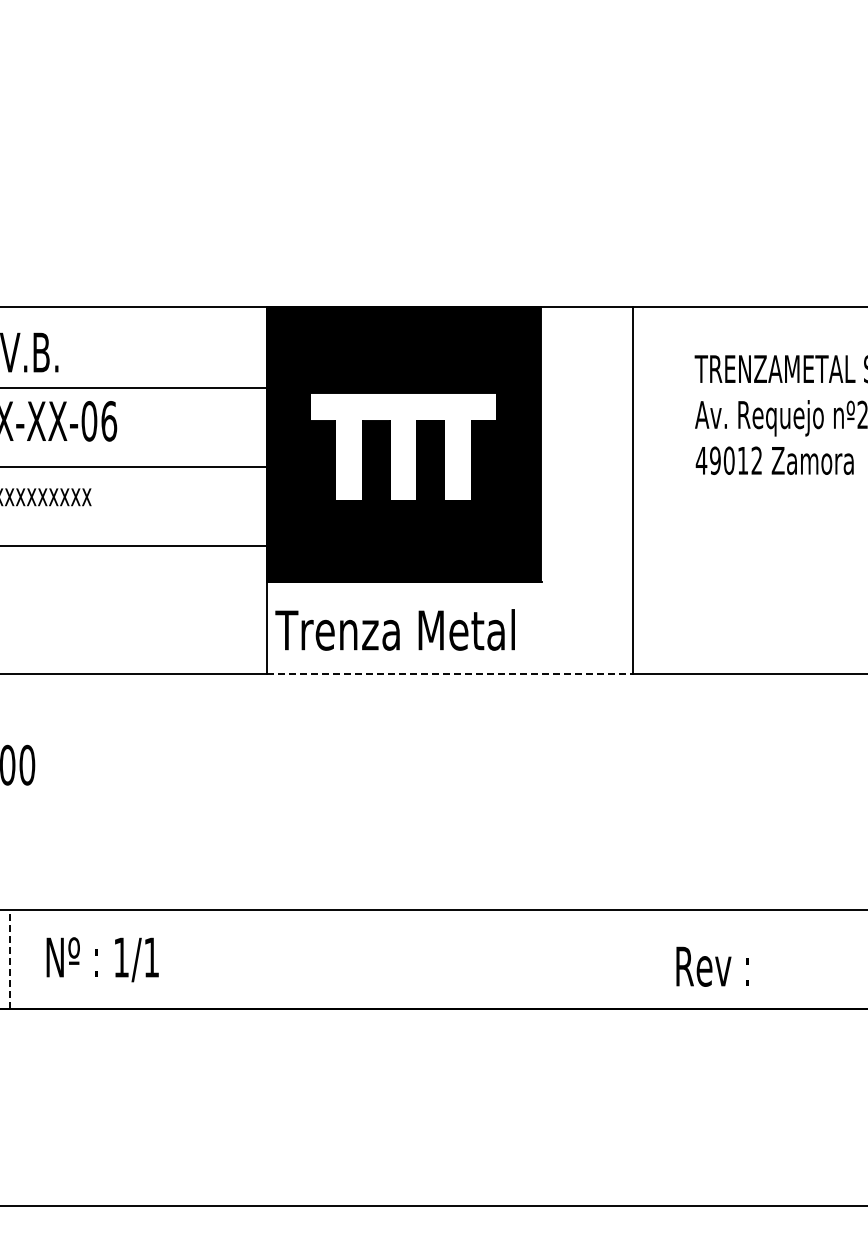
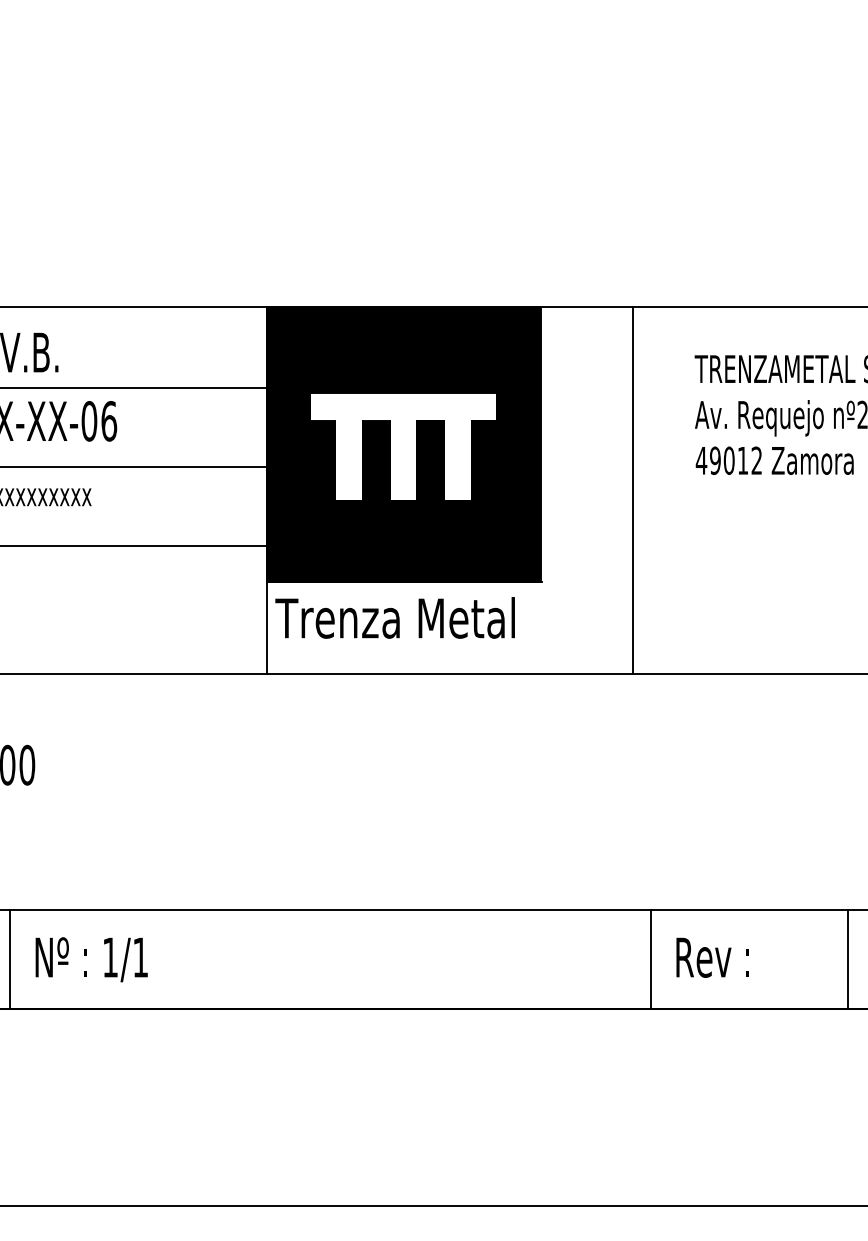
text position: (394, 629) -> (394, 617) (394, 617)
line: dashed -> solid (450, 673)
line: dashed -> solid (10, 959)
text position: (102, 959) -> (91, 959) (91, 959)
line: none -> present (651, 959)
line: none -> present (848, 959)
text position: (712, 966) -> (712, 957) (712, 957)
